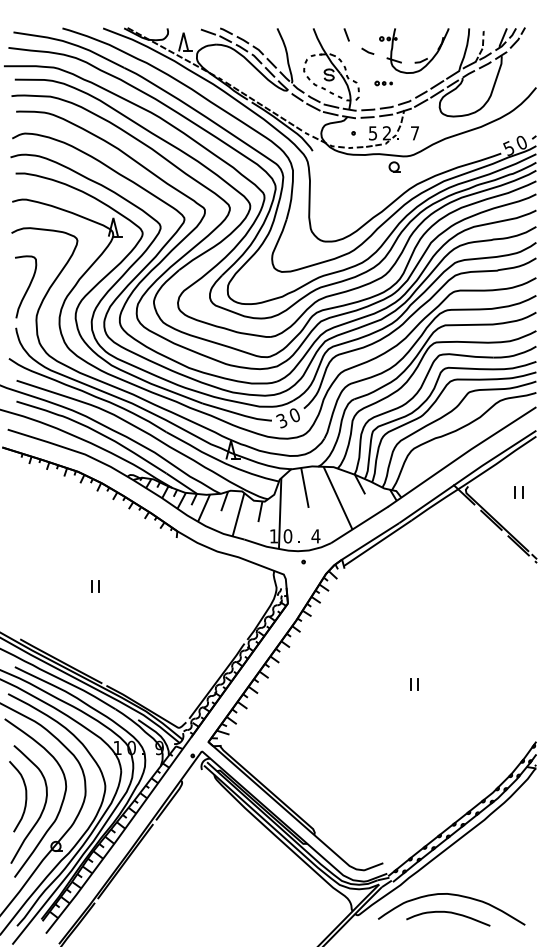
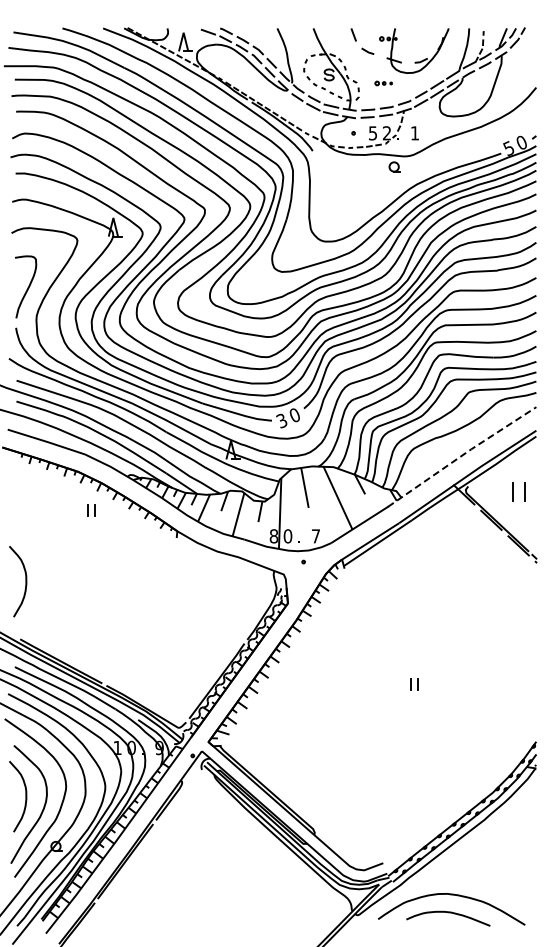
line position: (346, 34) -> (353, 34) (353, 34)
text: 7 -> 1 (414, 133)
line: solid -> dashed (462, 455)
part size: 10x13 px -> 14x20 px (518, 491)
text: 1 -> 8 (273, 536)
text: 4 -> 7 (315, 536)
curve: none -> present (25, 581)
part position: (95, 586) -> (91, 510) (91, 510)
